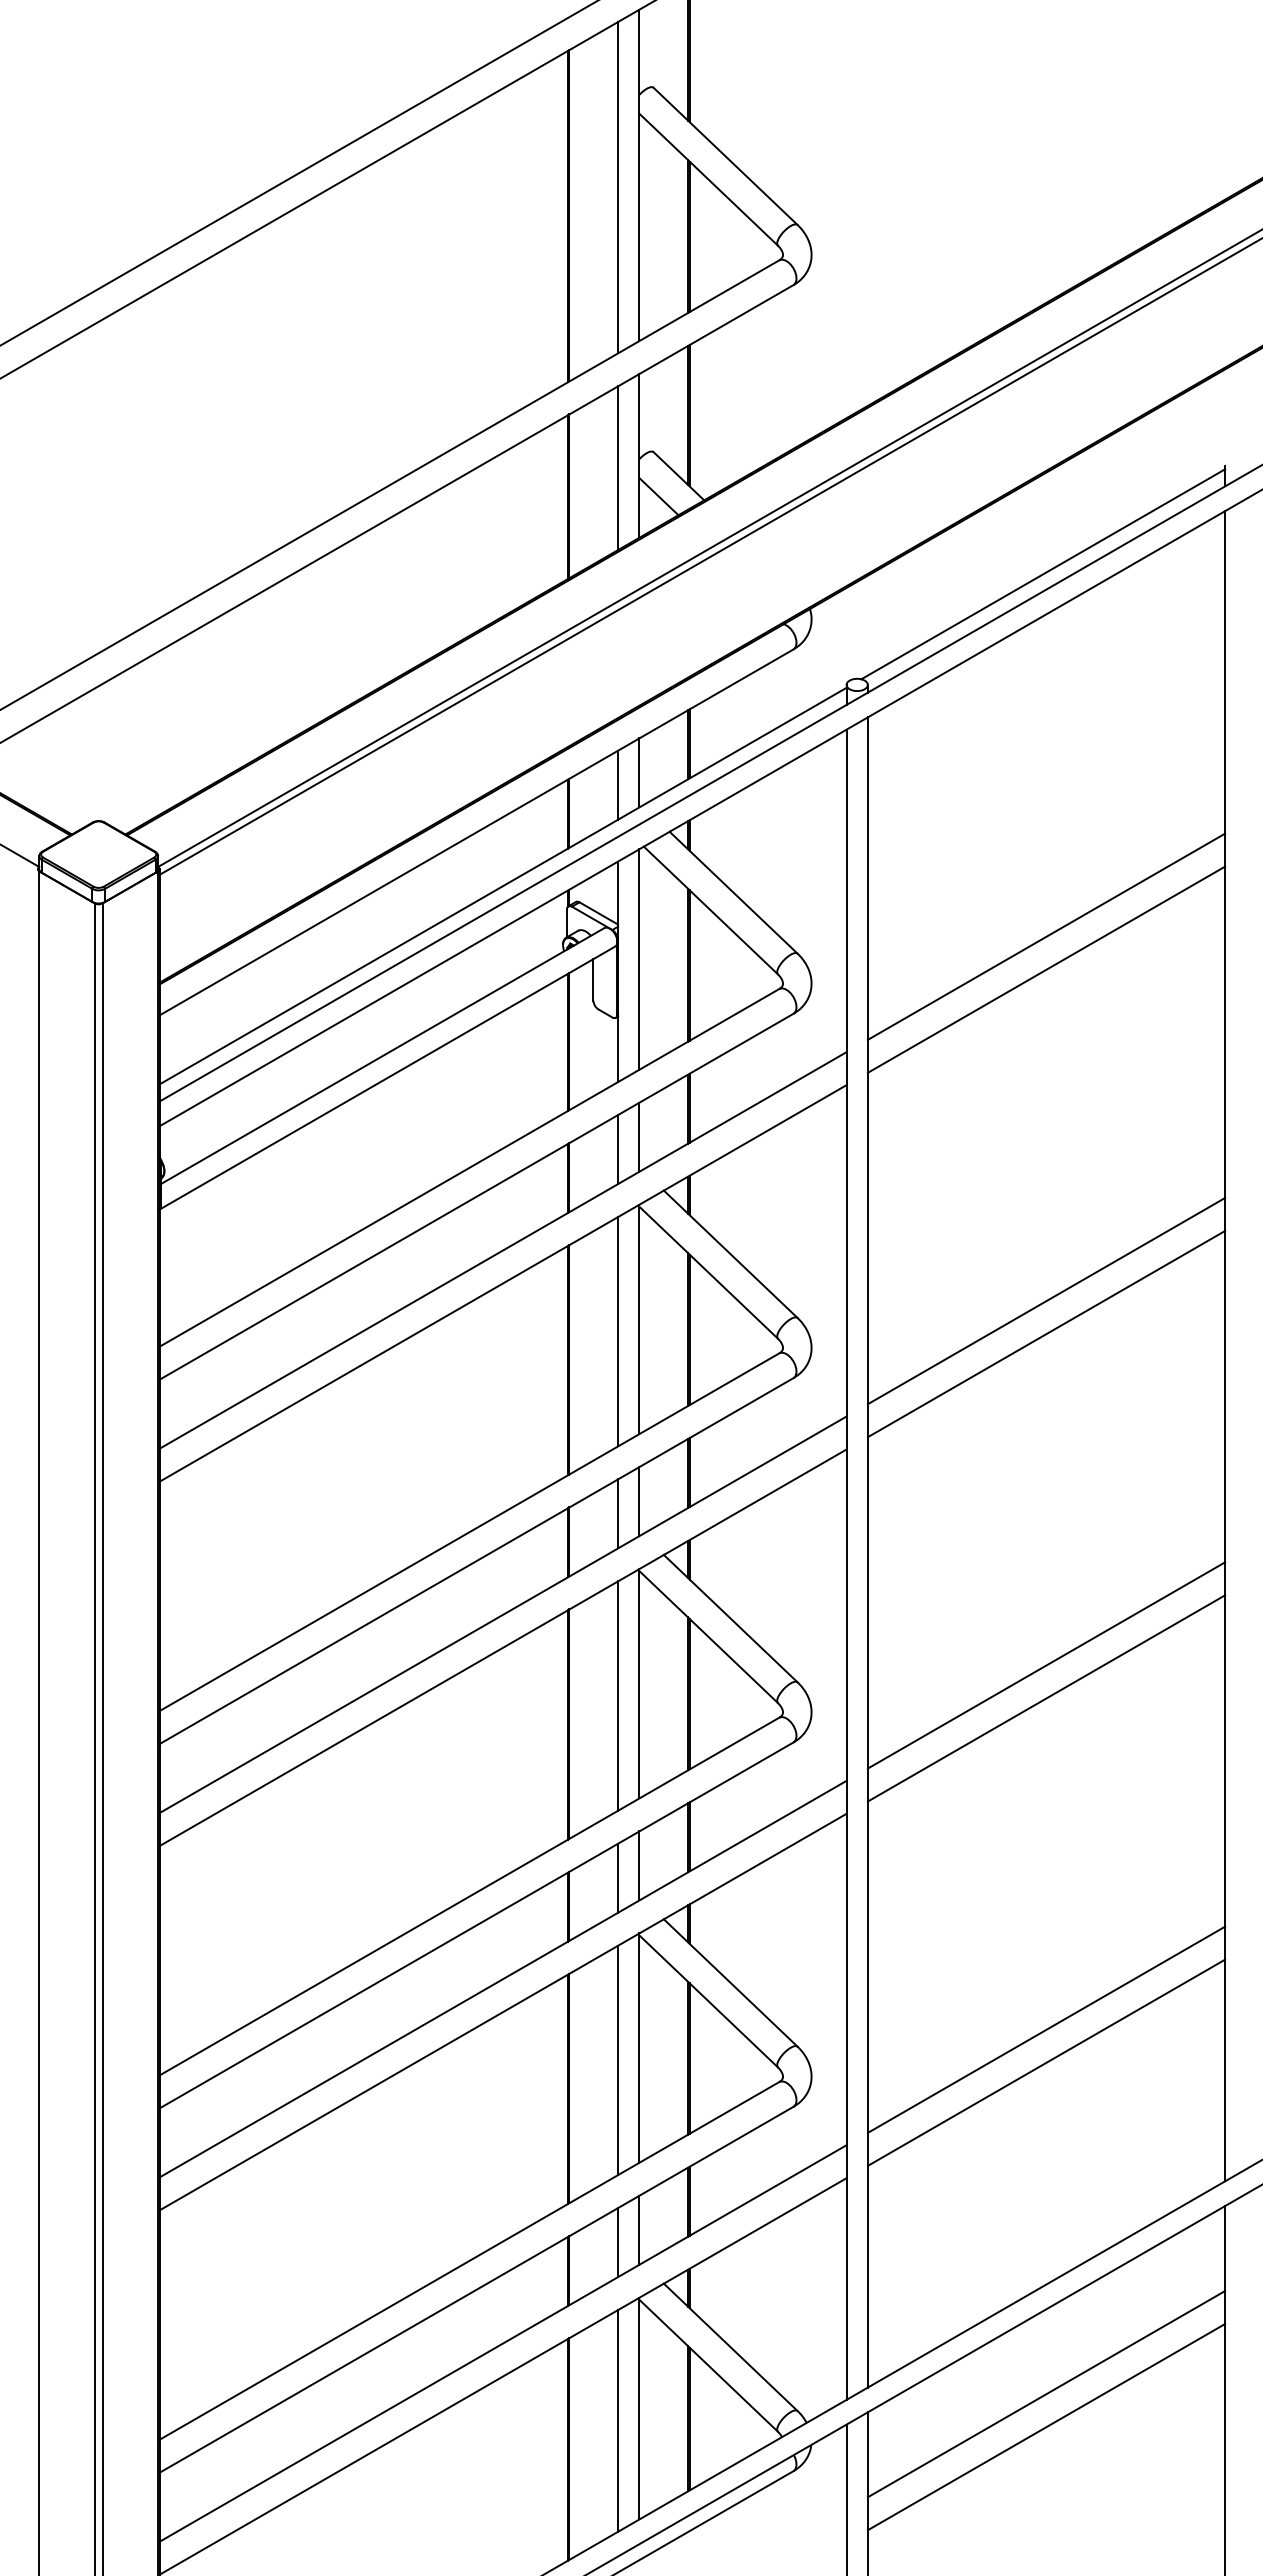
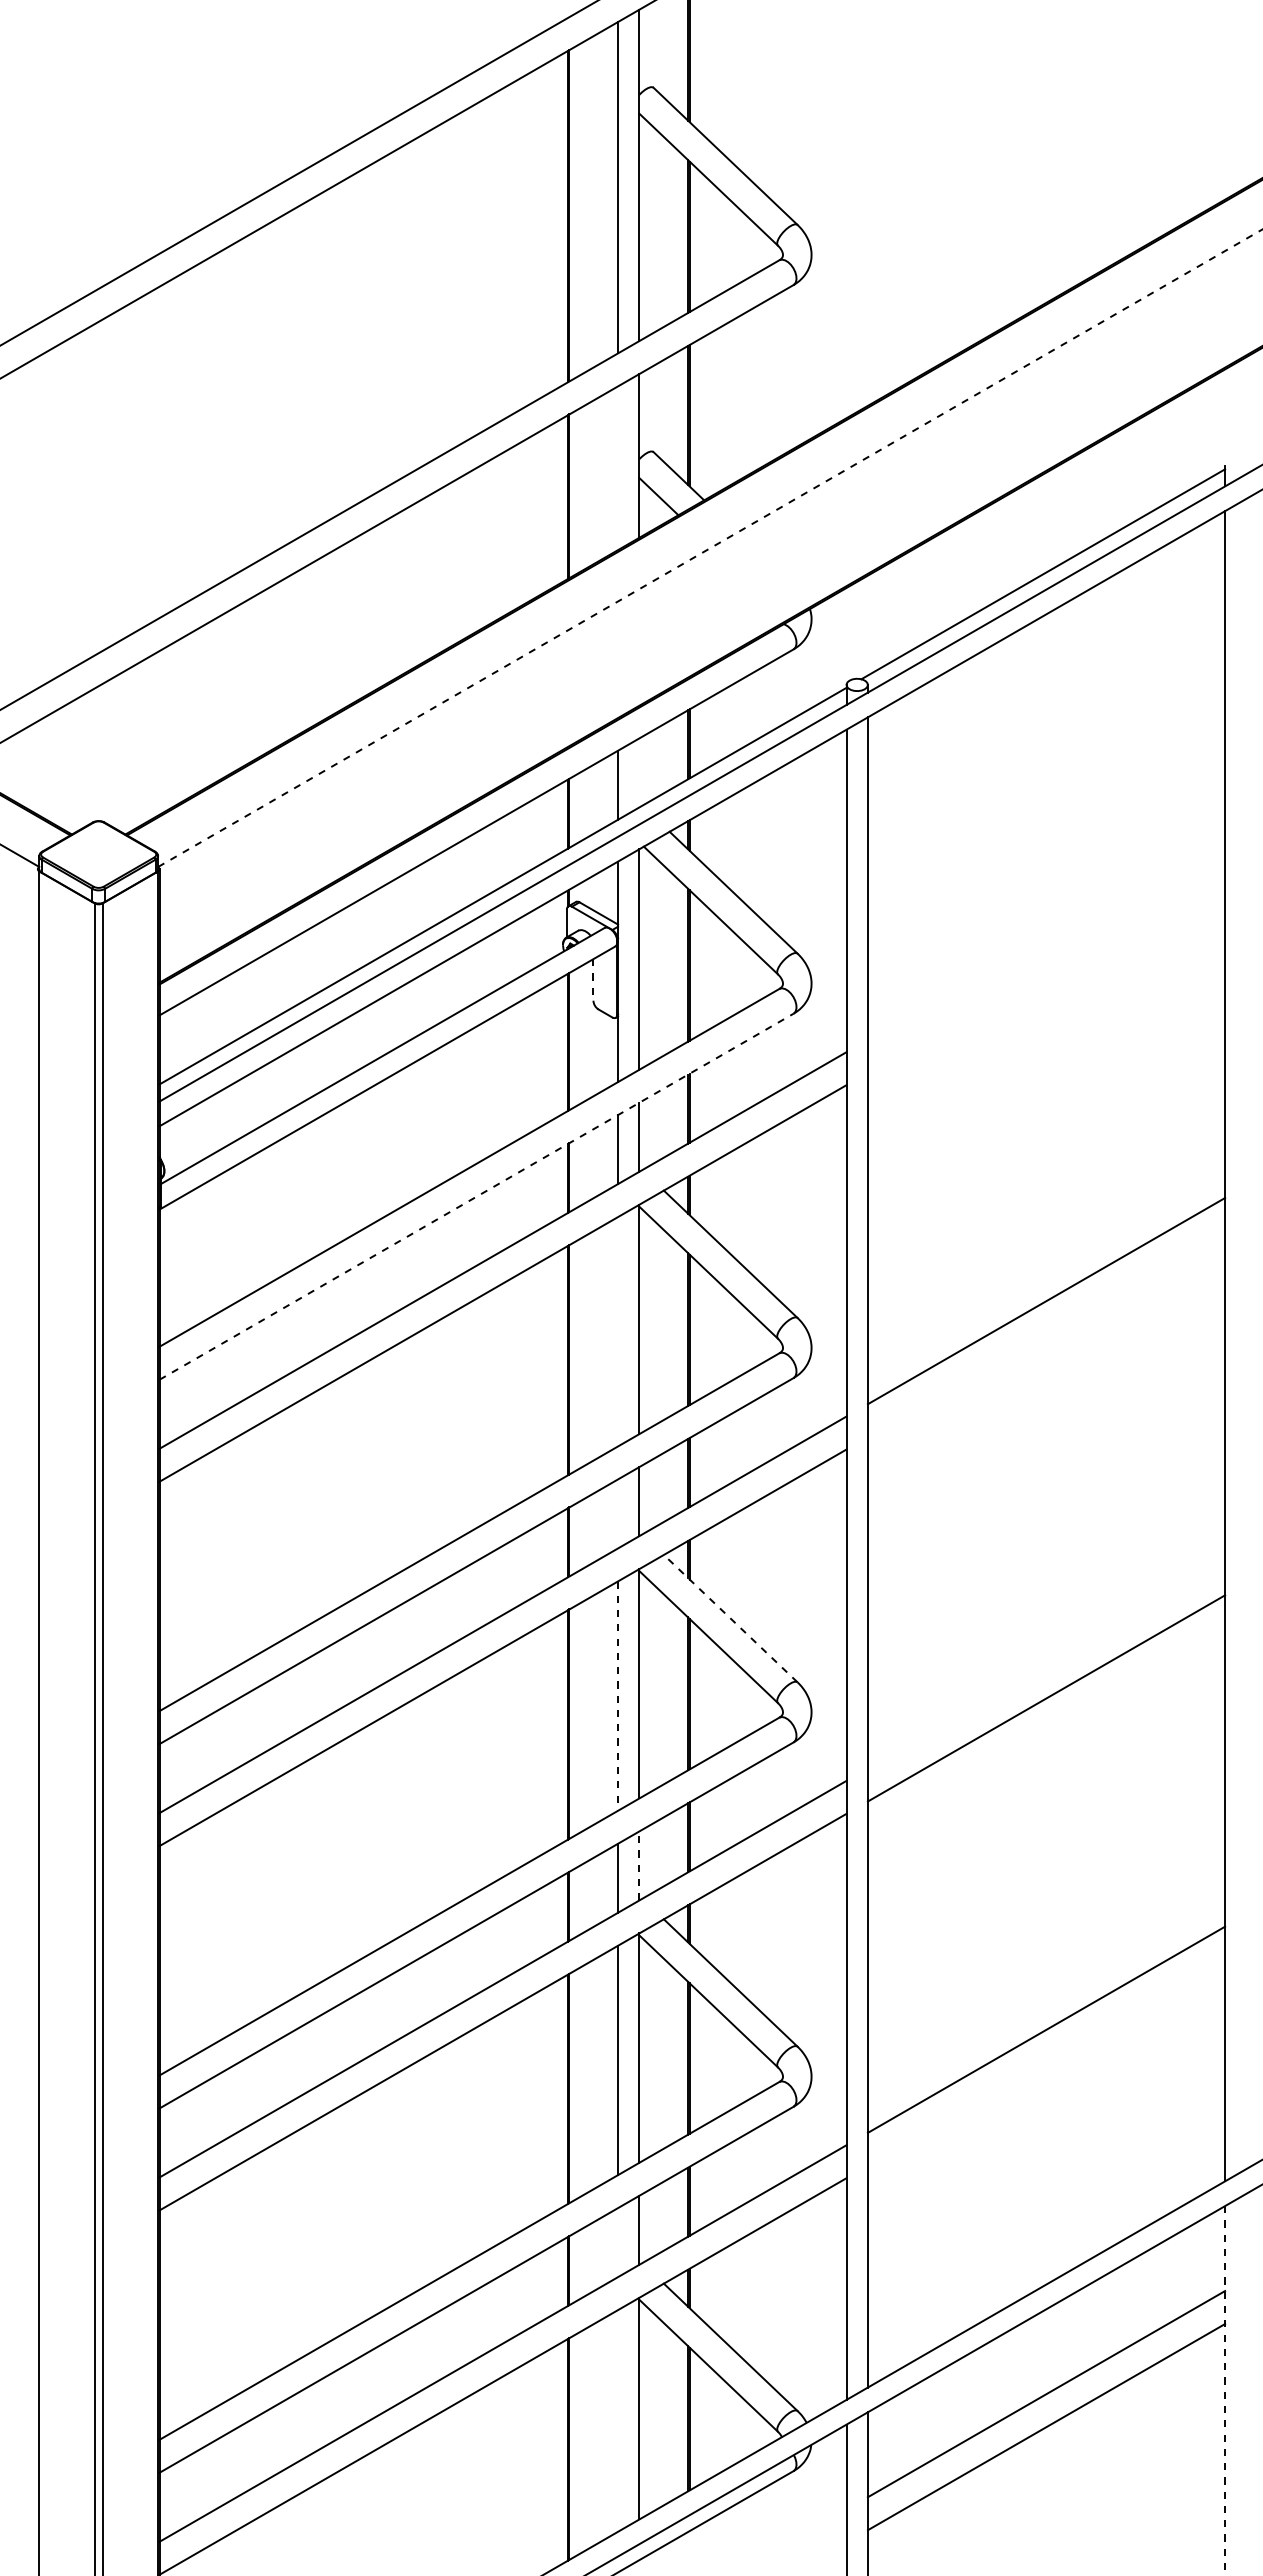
line: present -> none (618, 468)
line: solid -> dashed (710, 548)
line: present -> none (709, 556)
line: present -> none (639, 772)
line: present -> none (1046, 936)
line: present -> none (1046, 969)
line: solid -> dashed (593, 979)
line: solid -> dashed (477, 1196)
line: present -> none (618, 1331)
line: present -> none (1046, 1333)
line: present -> none (618, 1513)
line: solid -> dashed (730, 1618)
line: present -> none (1046, 1665)
line: solid -> dashed (618, 1696)
line: solid -> dashed (639, 1865)
line: present -> none (1046, 2062)
line: present -> none (618, 2242)
line: solid -> dashed (1225, 2390)
line: present -> none (618, 2420)
